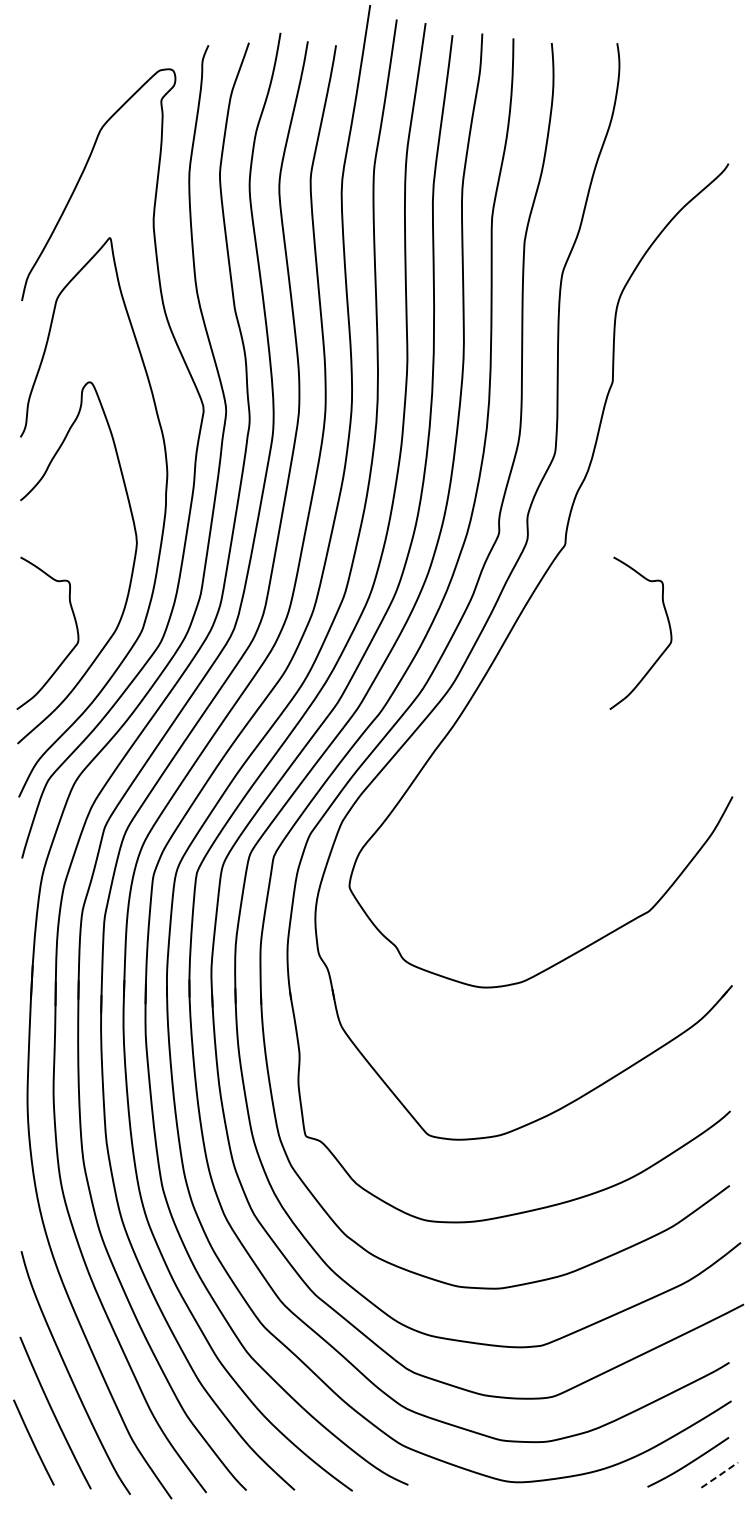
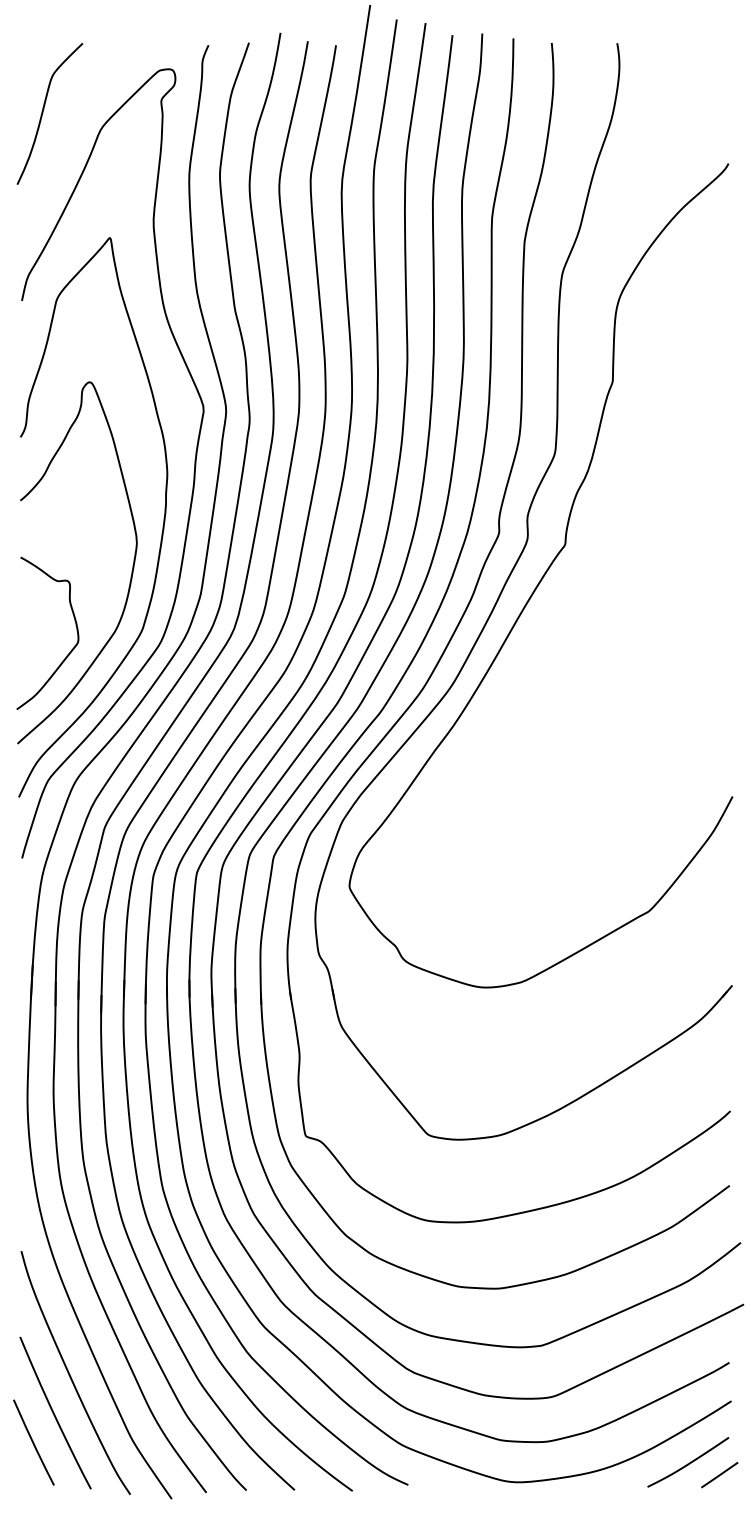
curve: none -> present (43, 113)
curve: present -> none (668, 625)
line: dashed -> solid (719, 1475)
